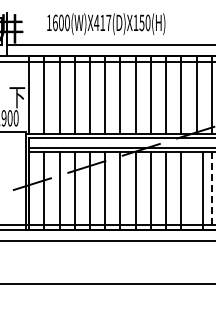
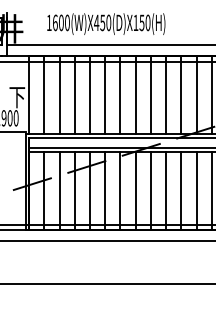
text: 1600(W)X417(D)X150(H) -> 1600(W)X450(D)X150(H) (105, 22)
line position: (202, 190) -> (196, 190) (196, 190)
line: dashed -> solid (211, 191)
